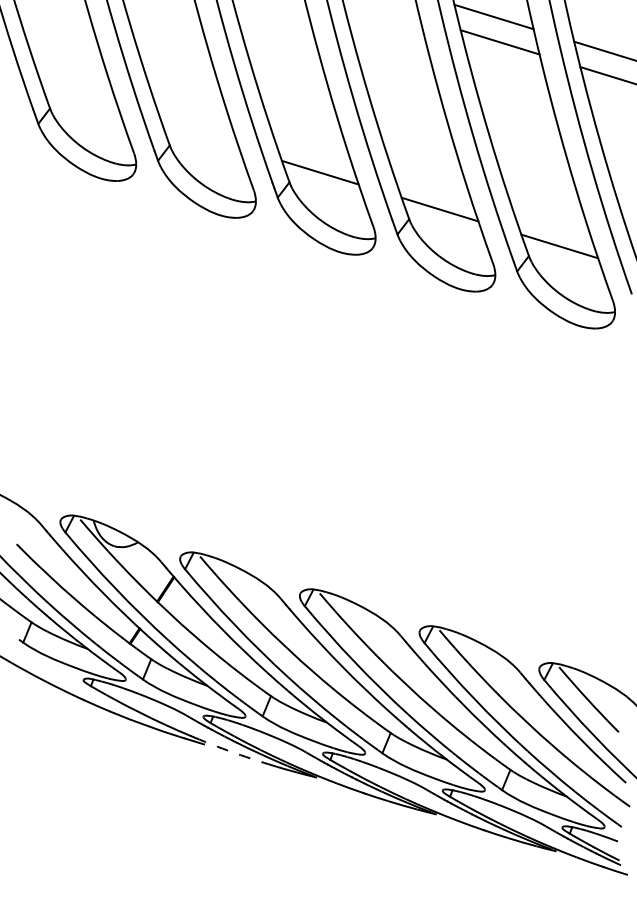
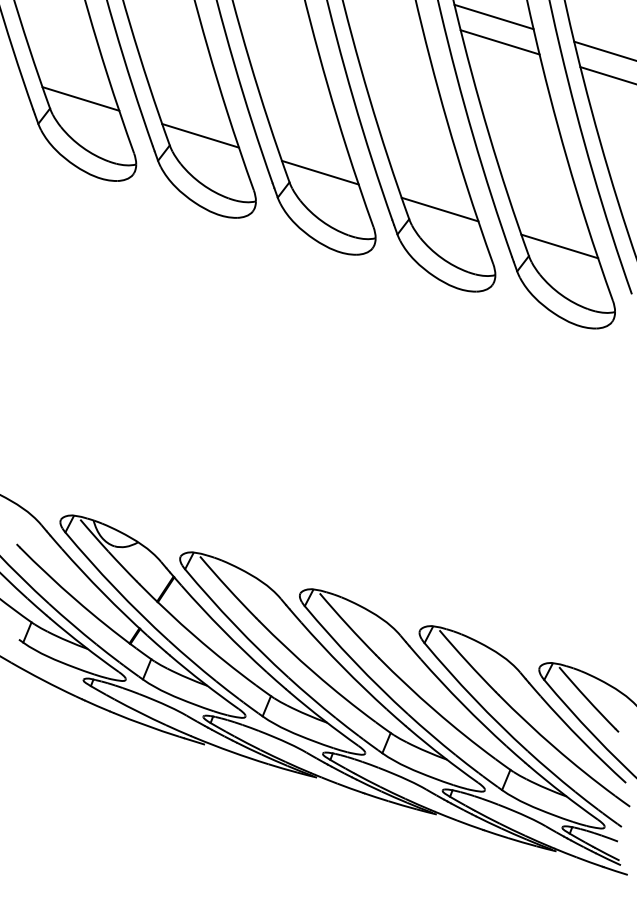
line: none -> present (80, 98)
line: none -> present (200, 135)
arc: dashed -> solid (231, 751)
